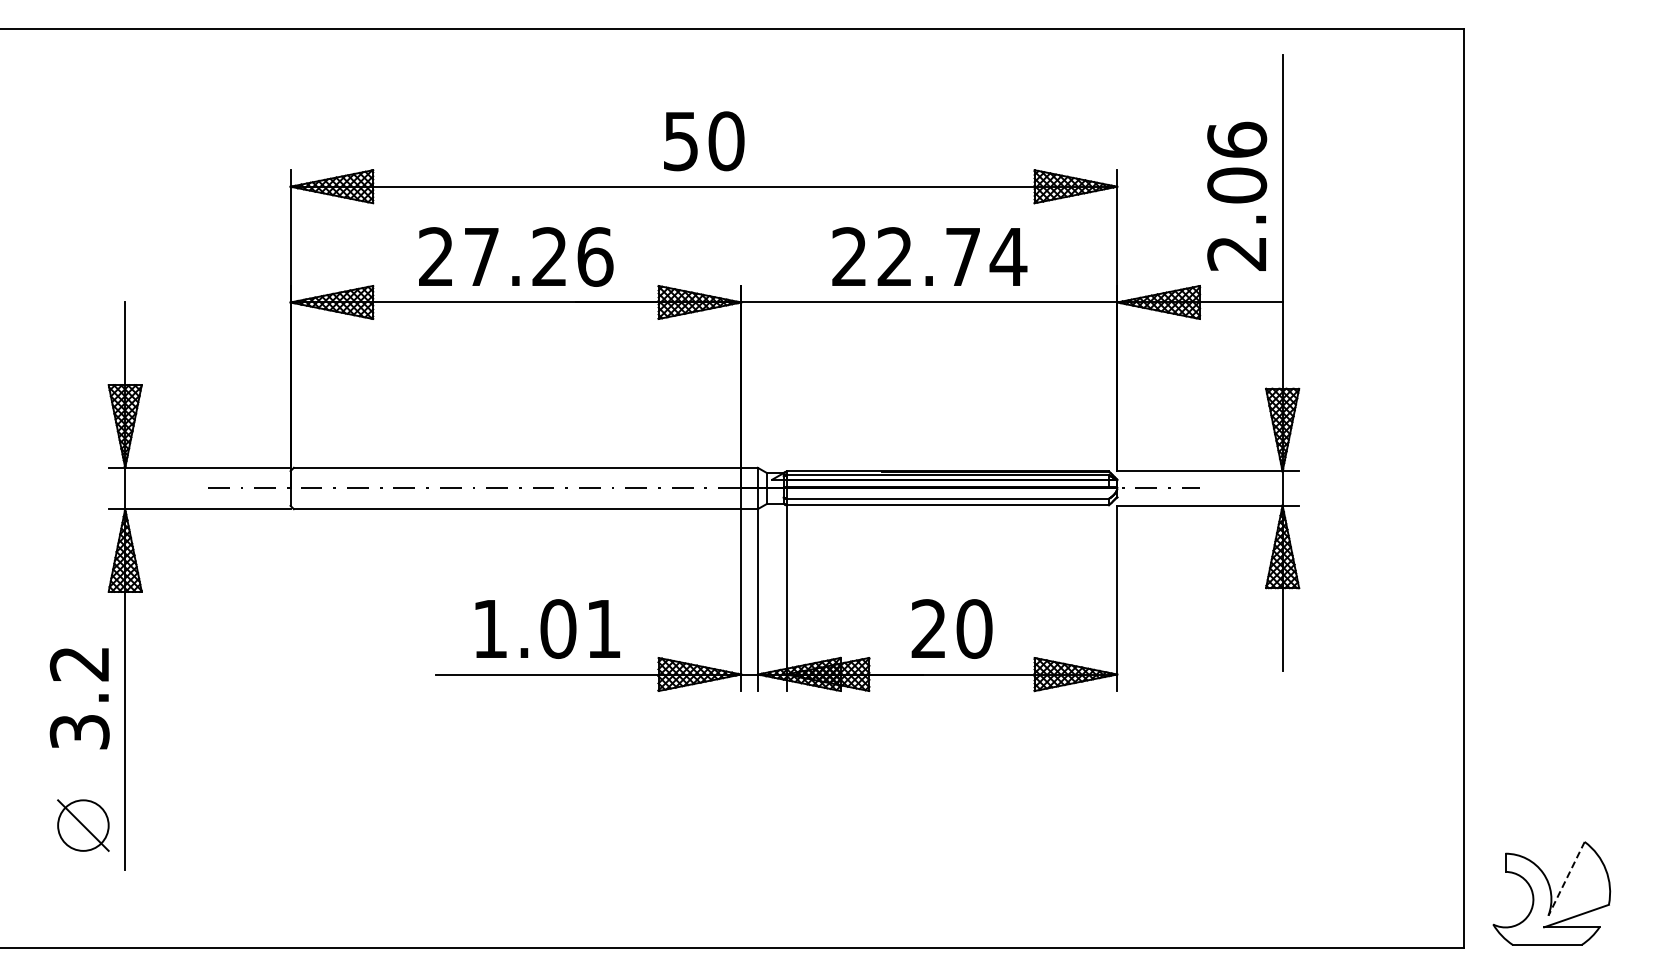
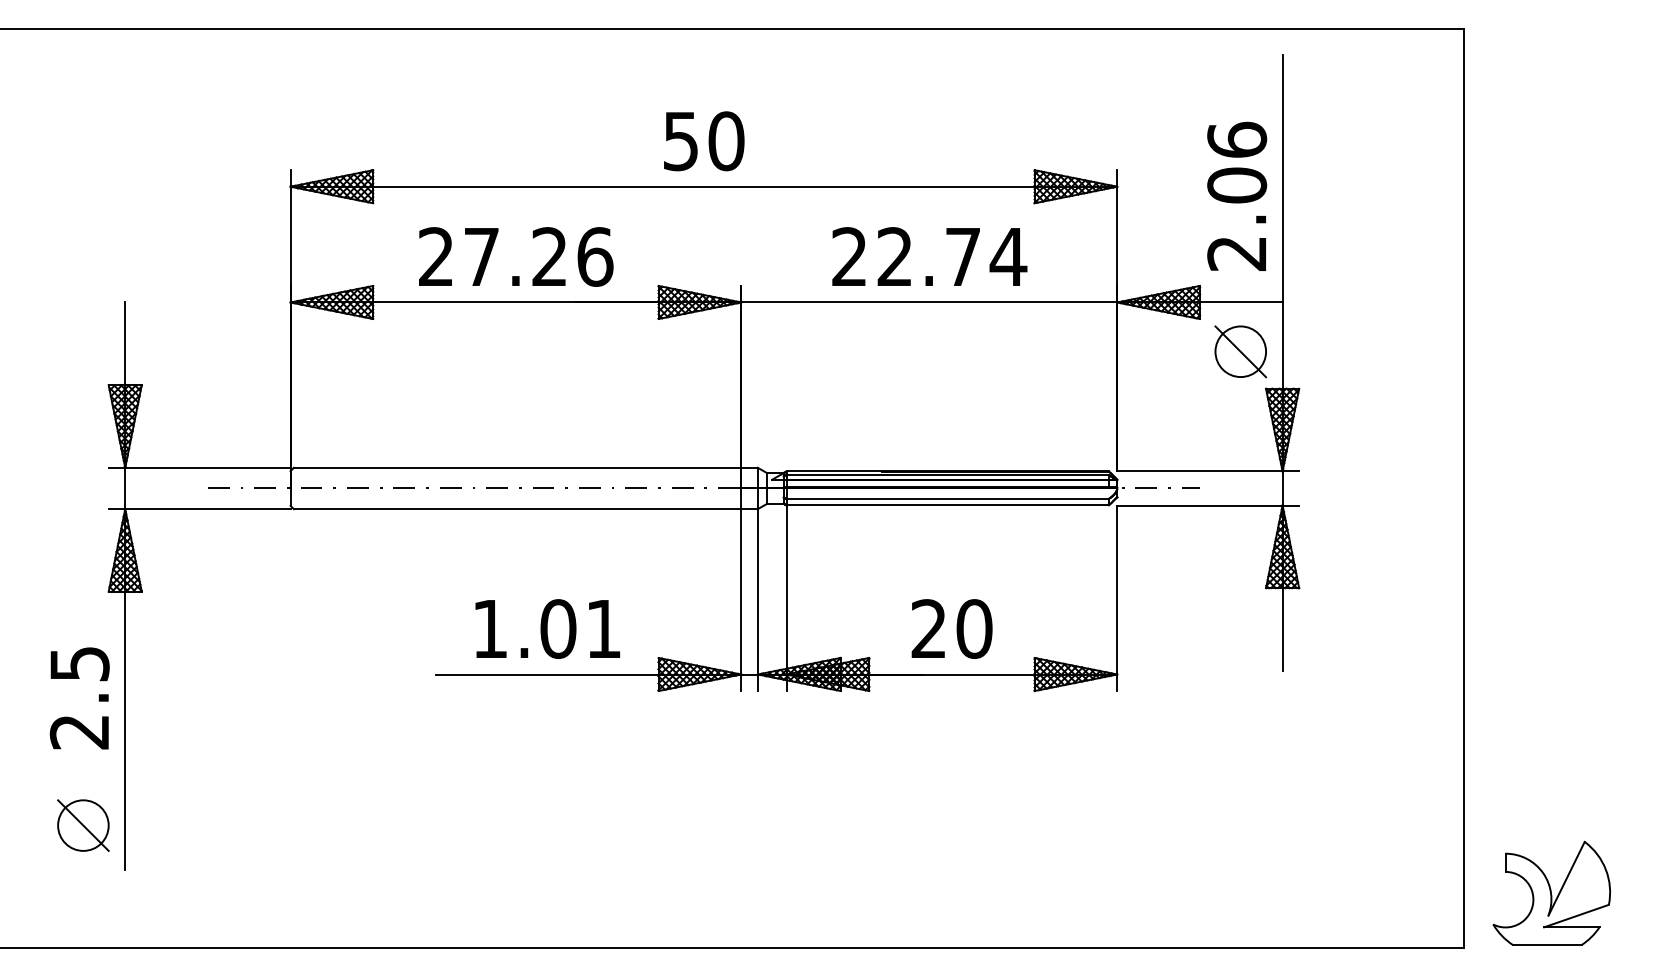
part: none -> present (1240, 351)
text: 3.2 -> 2.5 (79, 698)
line: dashed -> solid (1566, 879)
